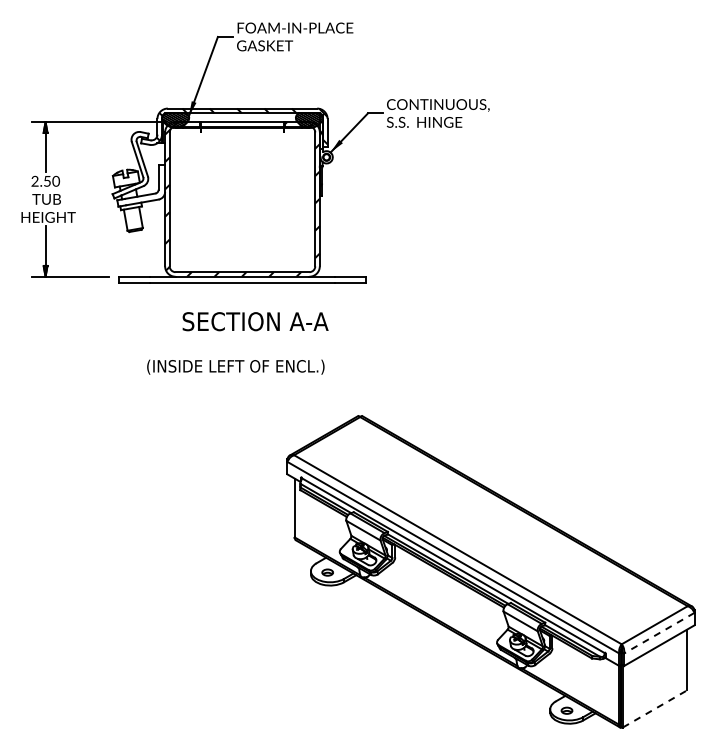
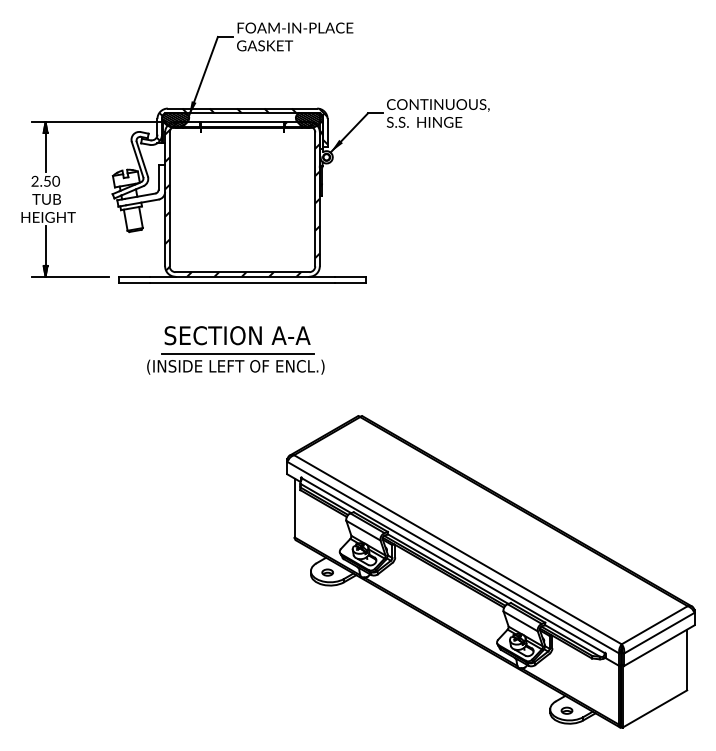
text position: (255, 321) -> (237, 335) (237, 335)
line: none -> present (237, 354)
line: dashed -> solid (659, 633)
line: dashed -> solid (655, 708)
